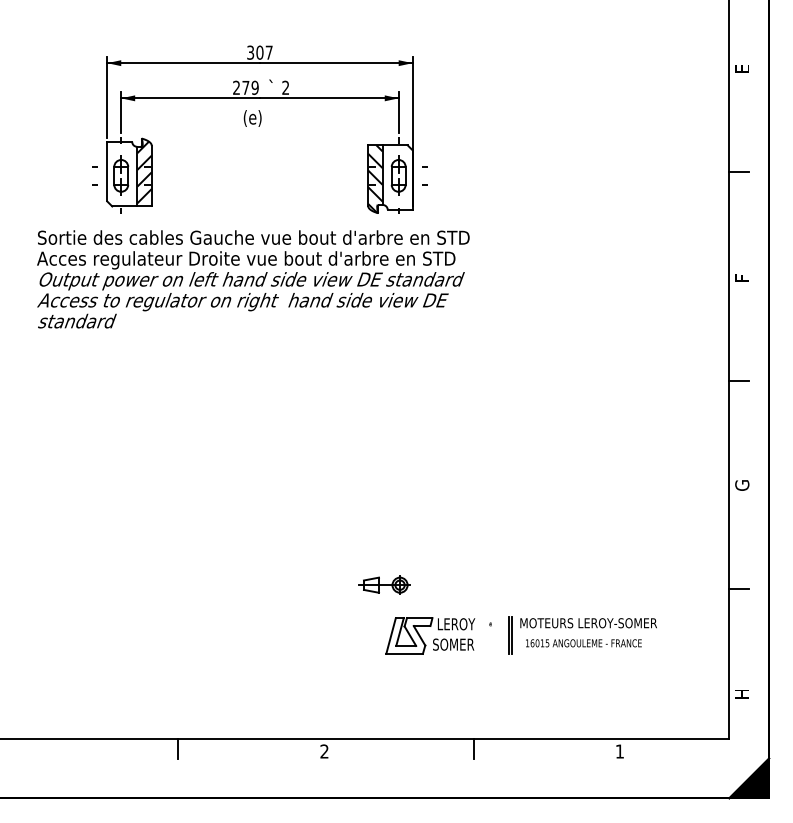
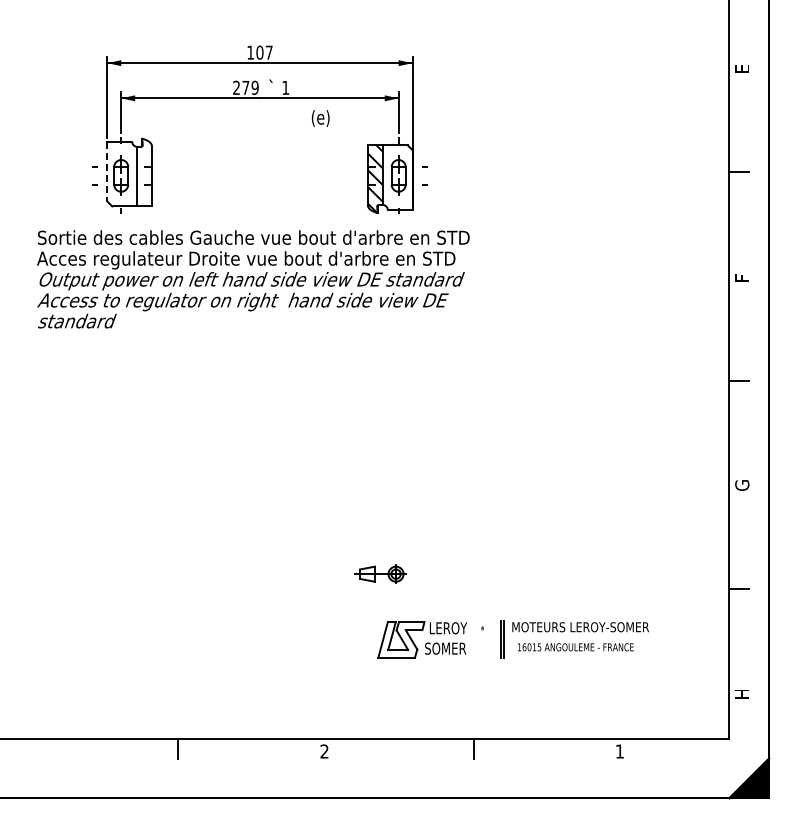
text: 307 -> 107 (250, 52)
text: 2 -> 1 (285, 87)
text position: (252, 118) -> (320, 118) (320, 118)
line: solid -> dashed (107, 171)
hatch: present -> none (144, 173)
part position: (384, 584) -> (380, 573) (380, 573)
part position: (520, 628) -> (512, 632) (512, 632)
